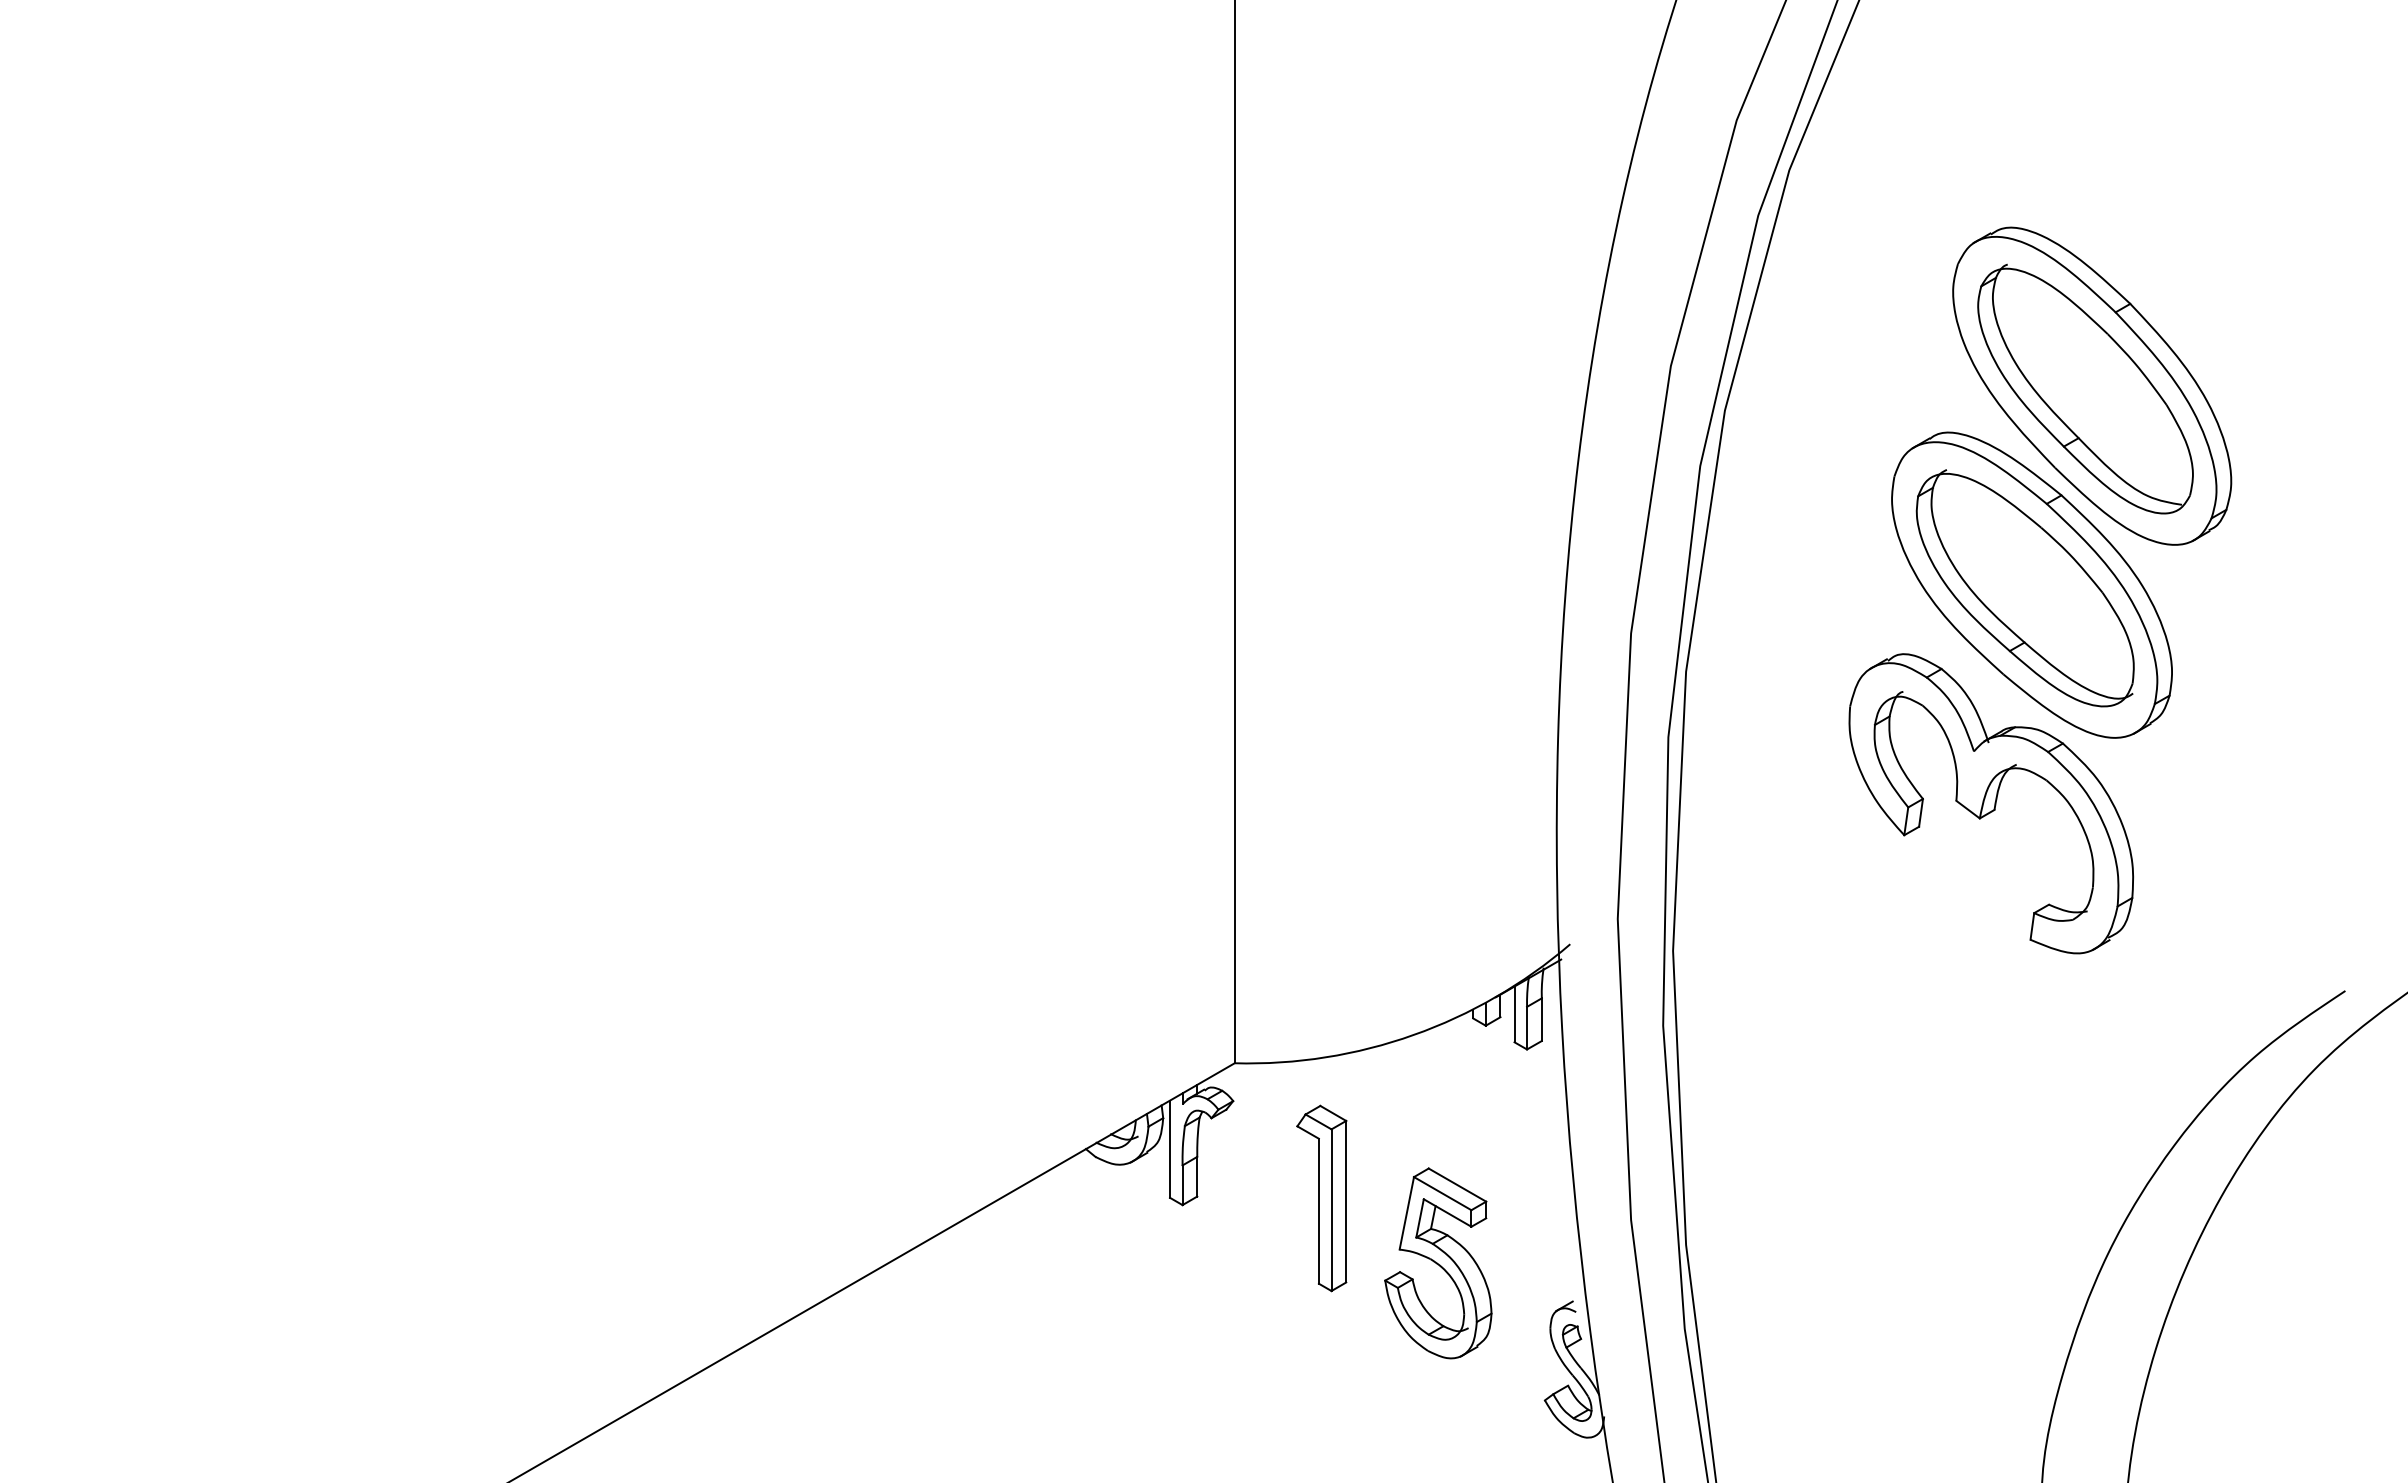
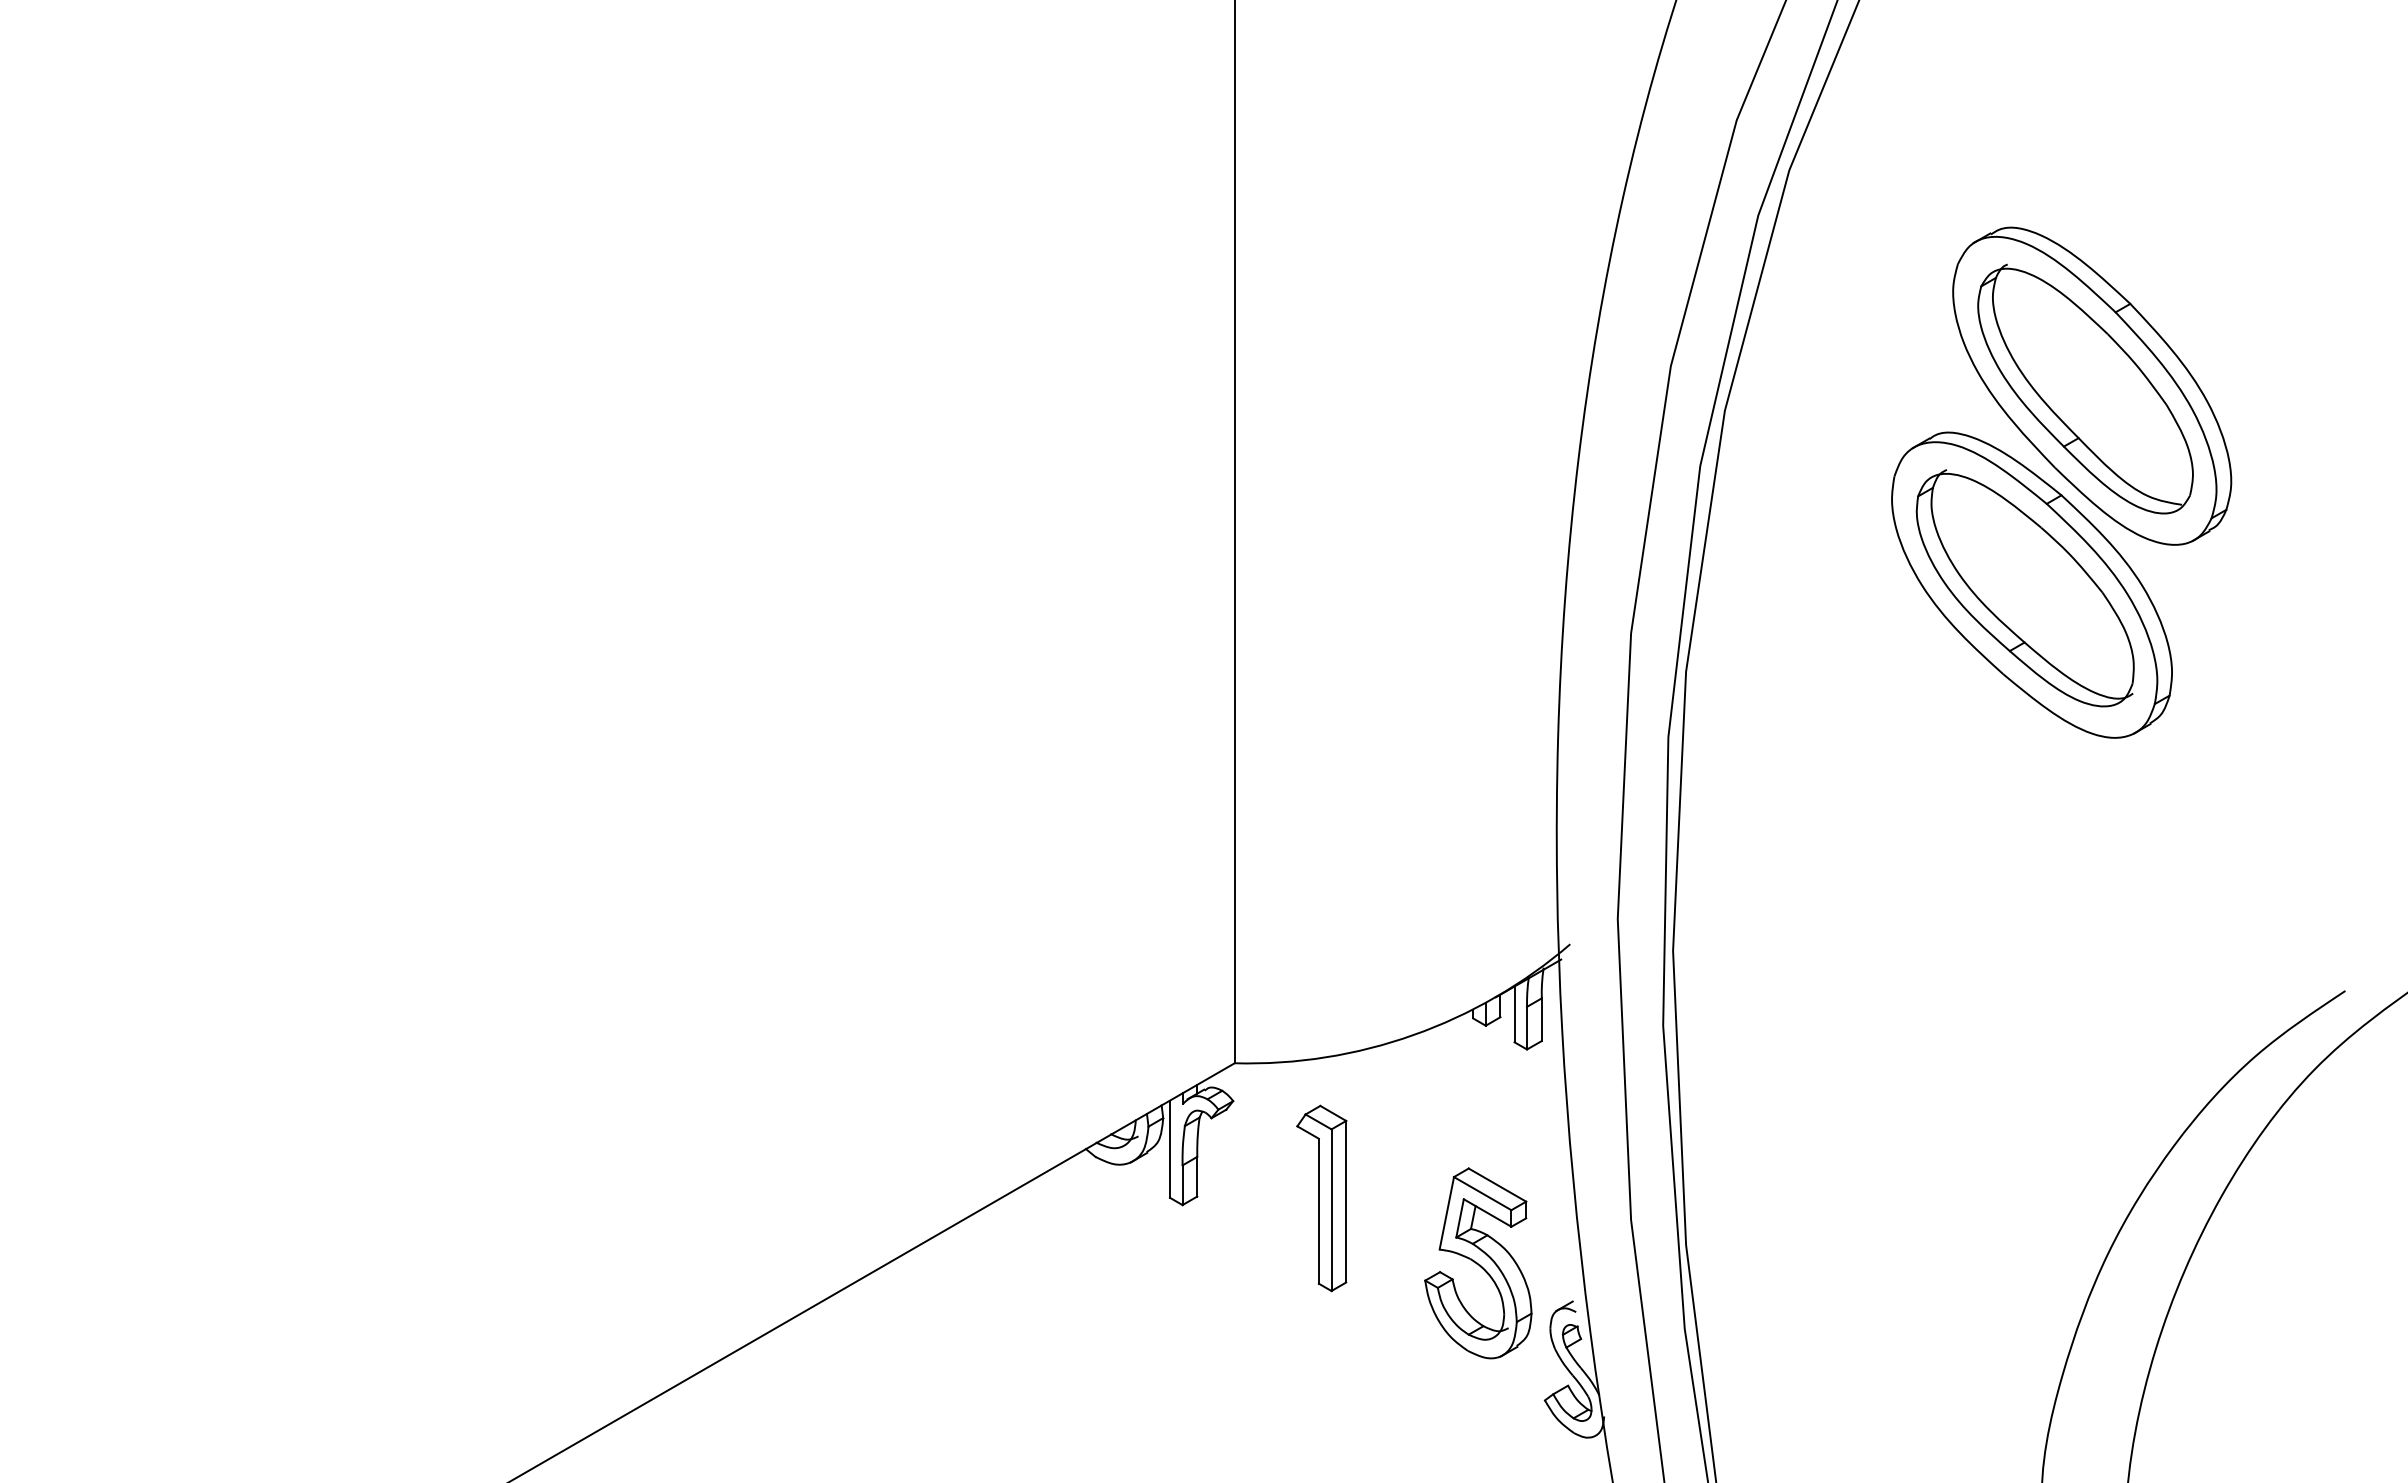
part: present -> none (1990, 803)
part position: (1438, 1263) -> (1478, 1263) (1478, 1263)
